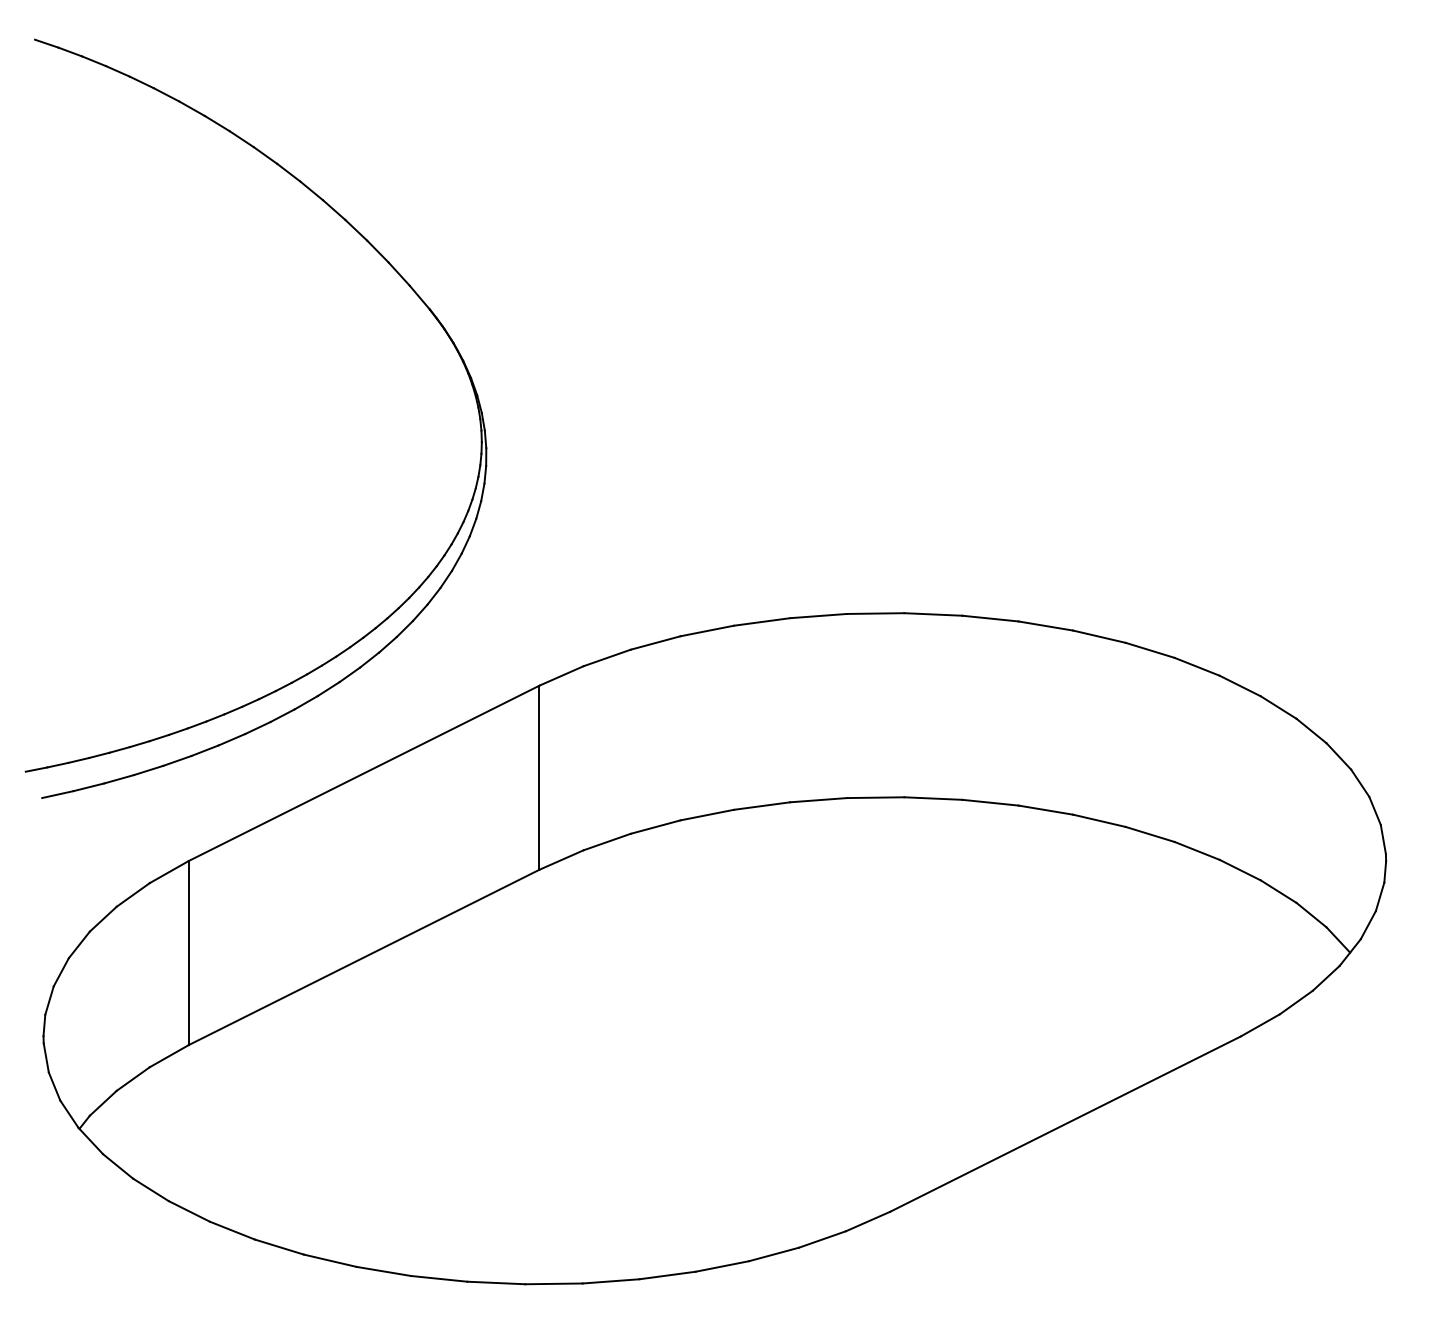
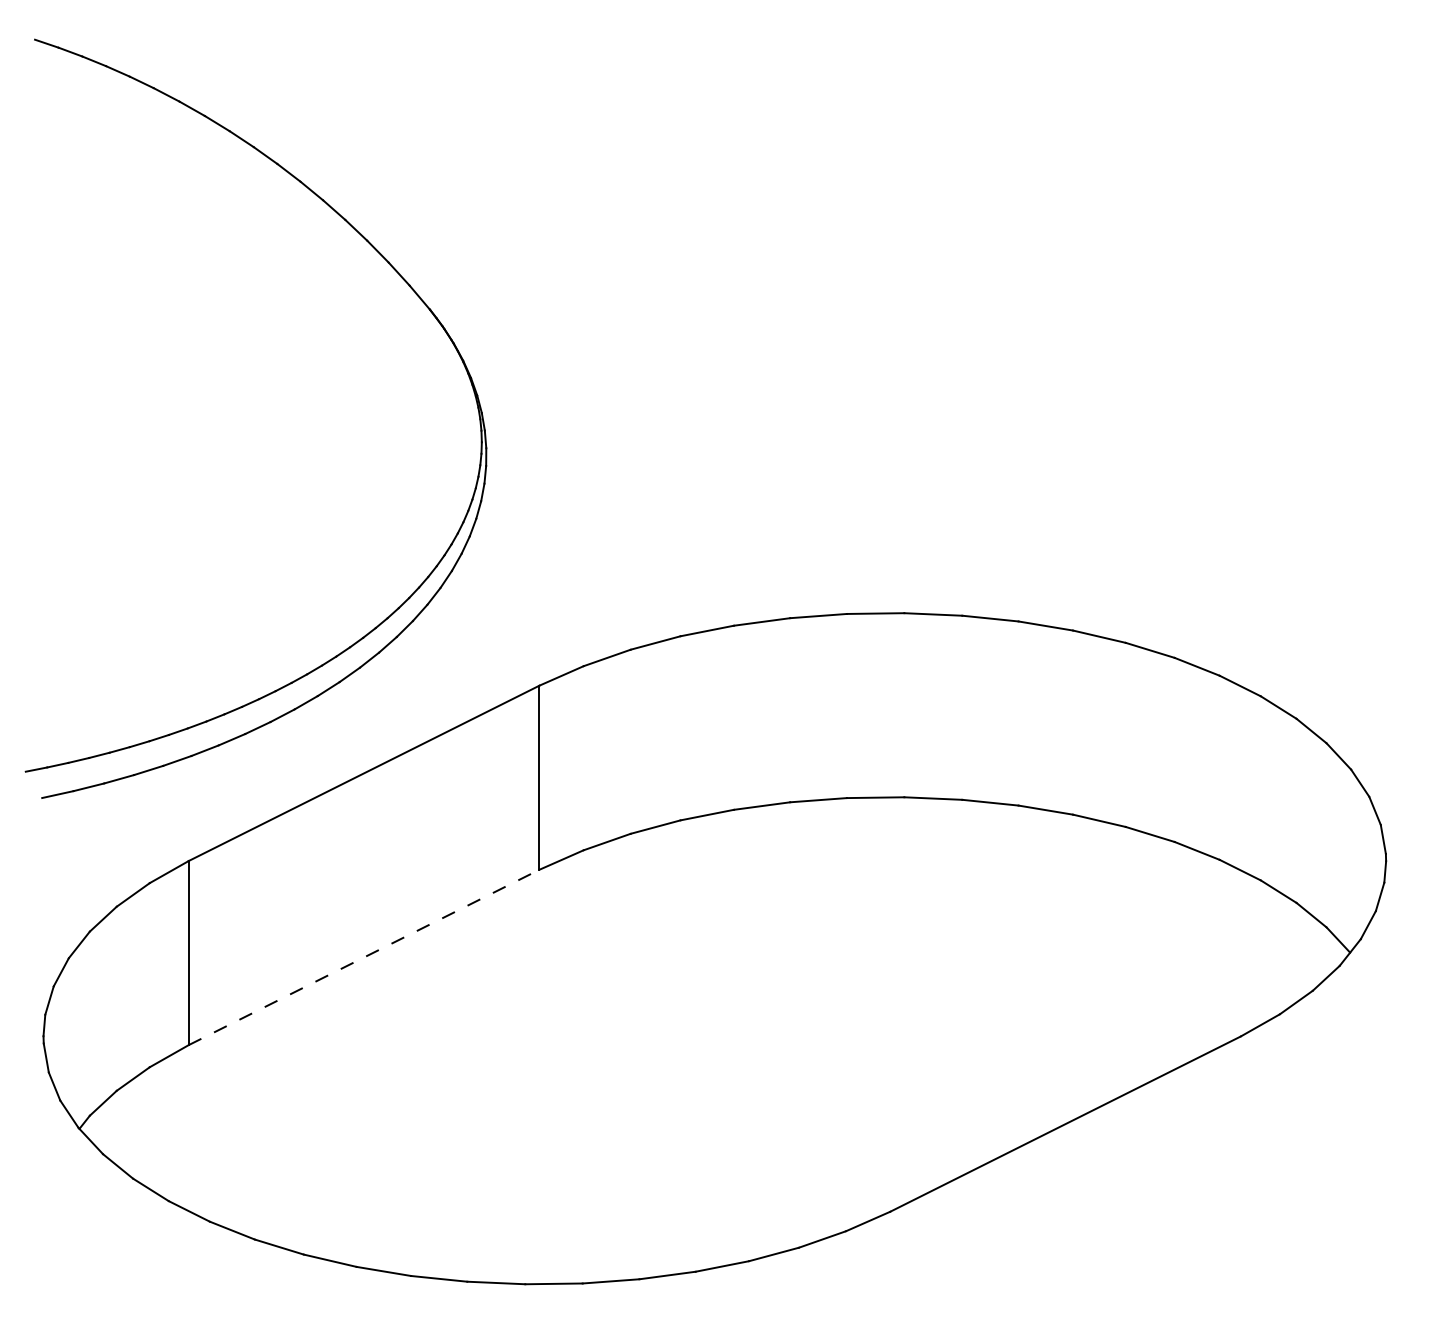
line: solid -> dashed (364, 957)
